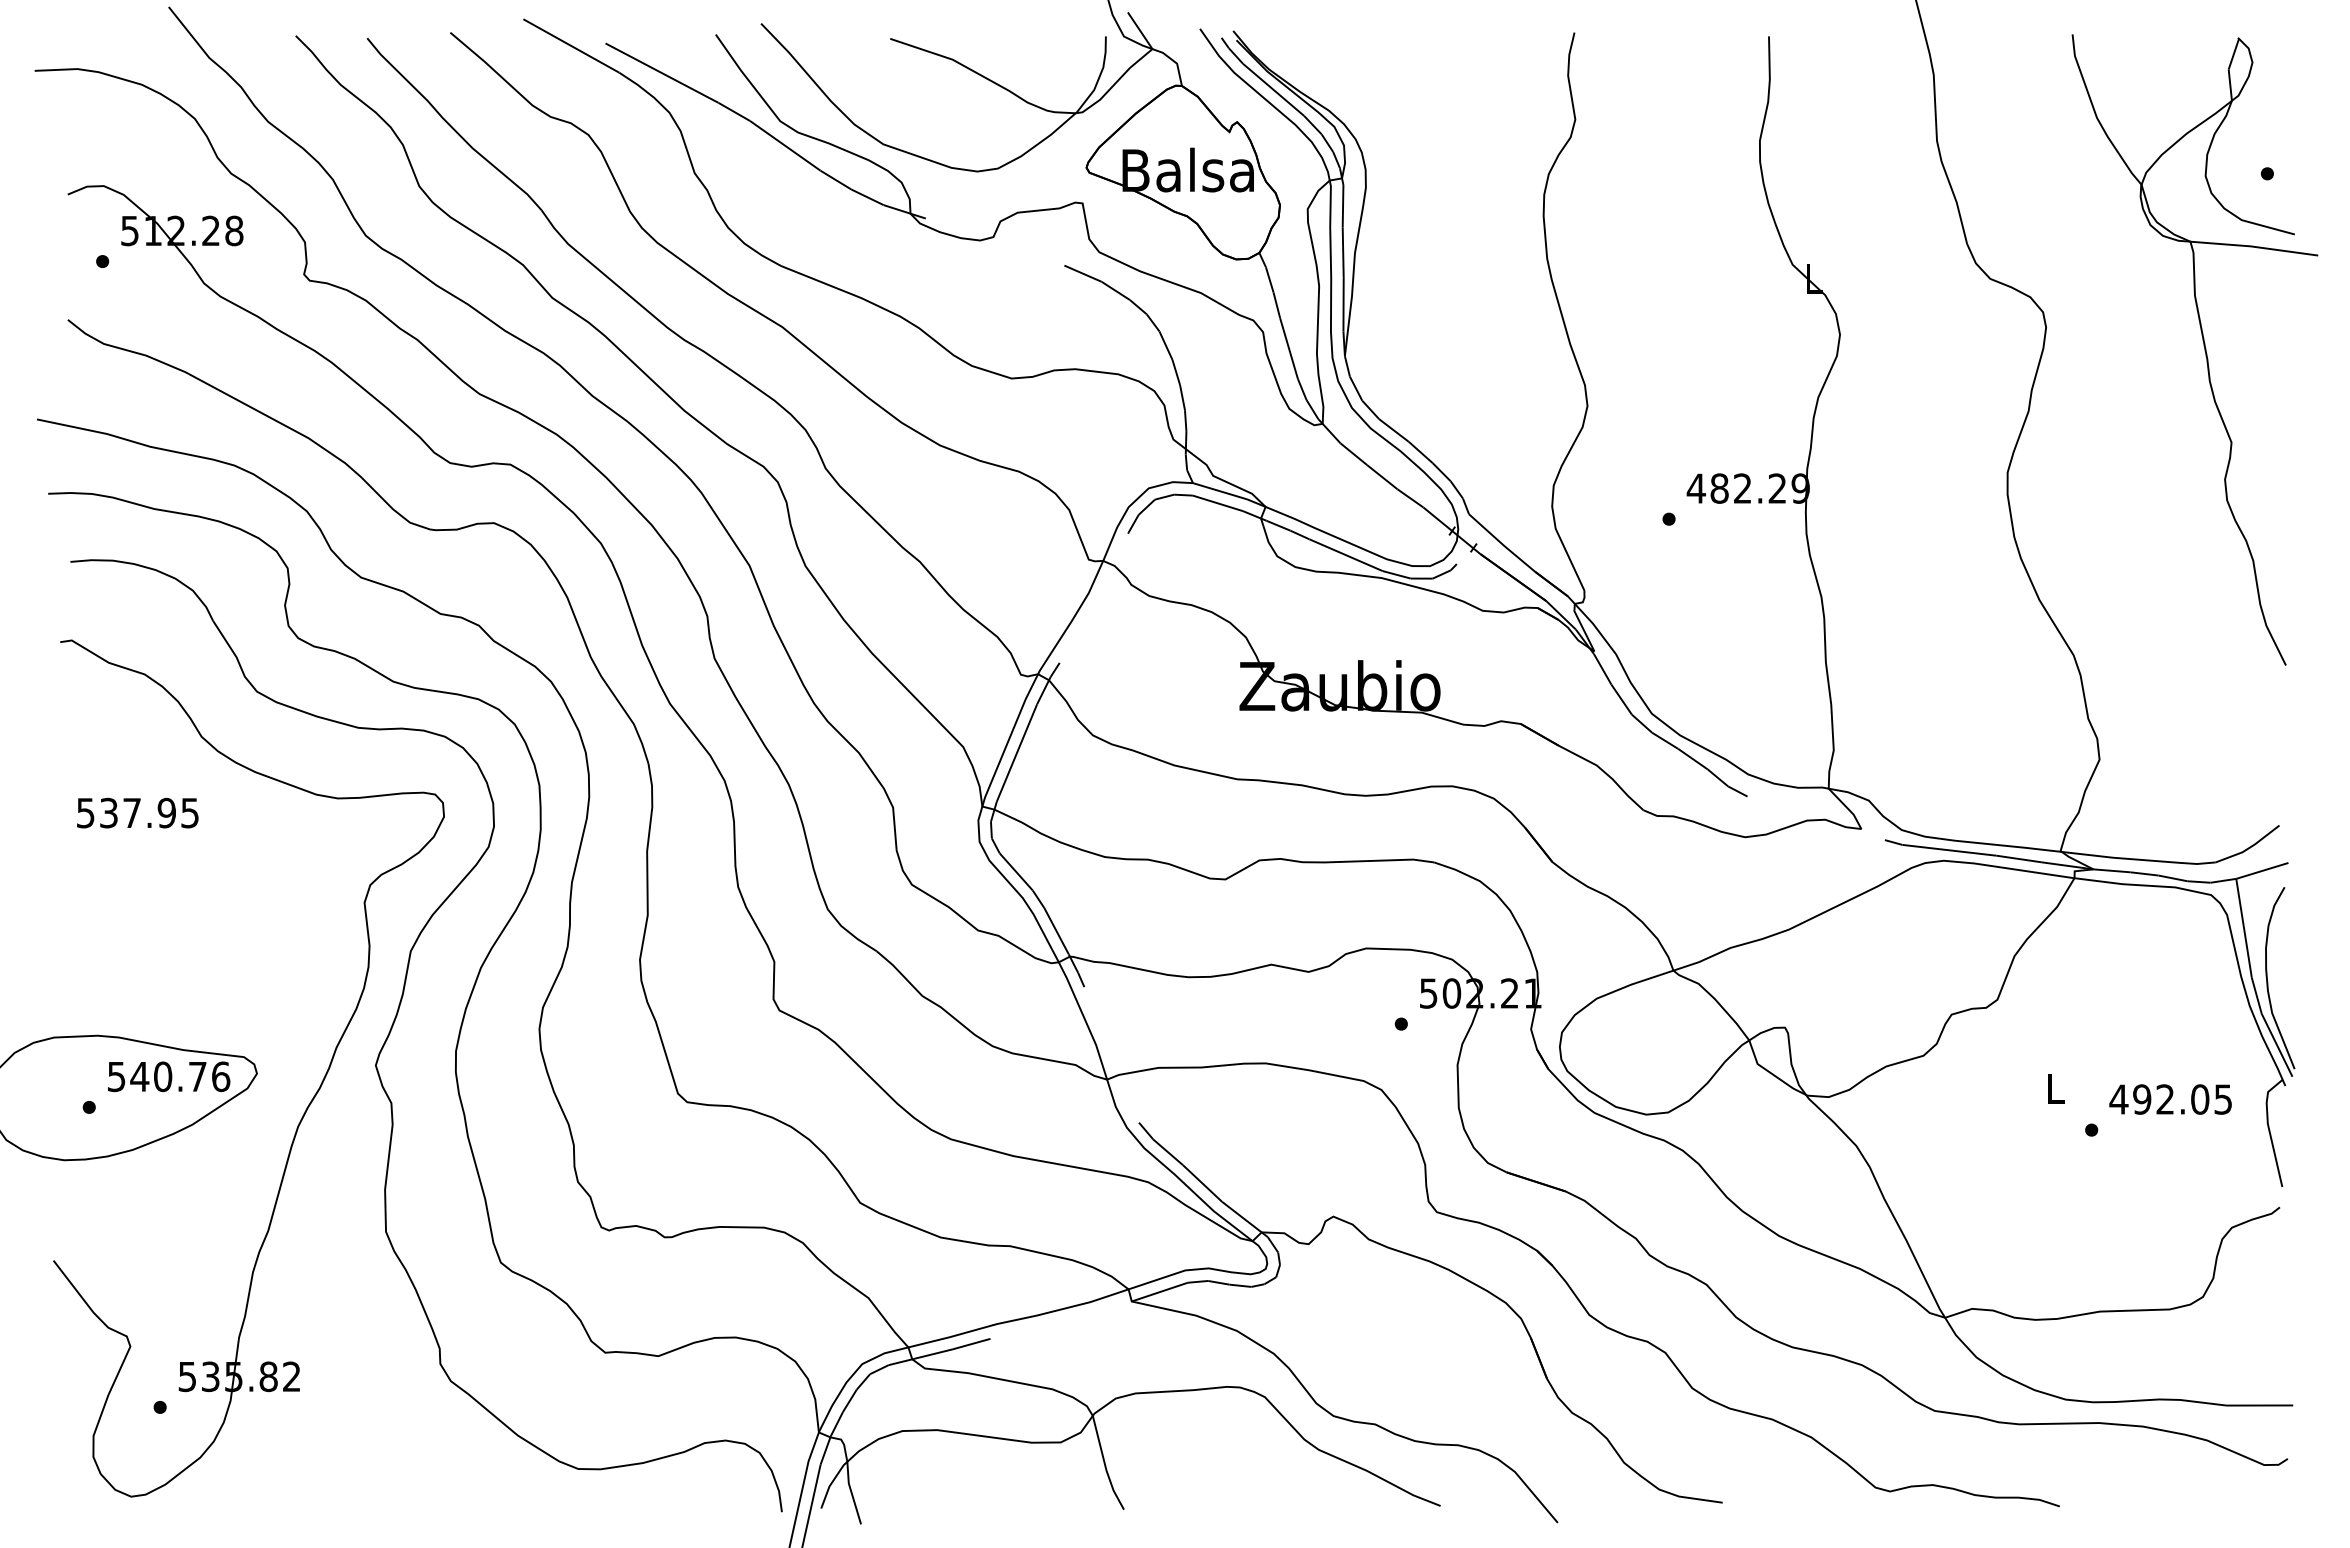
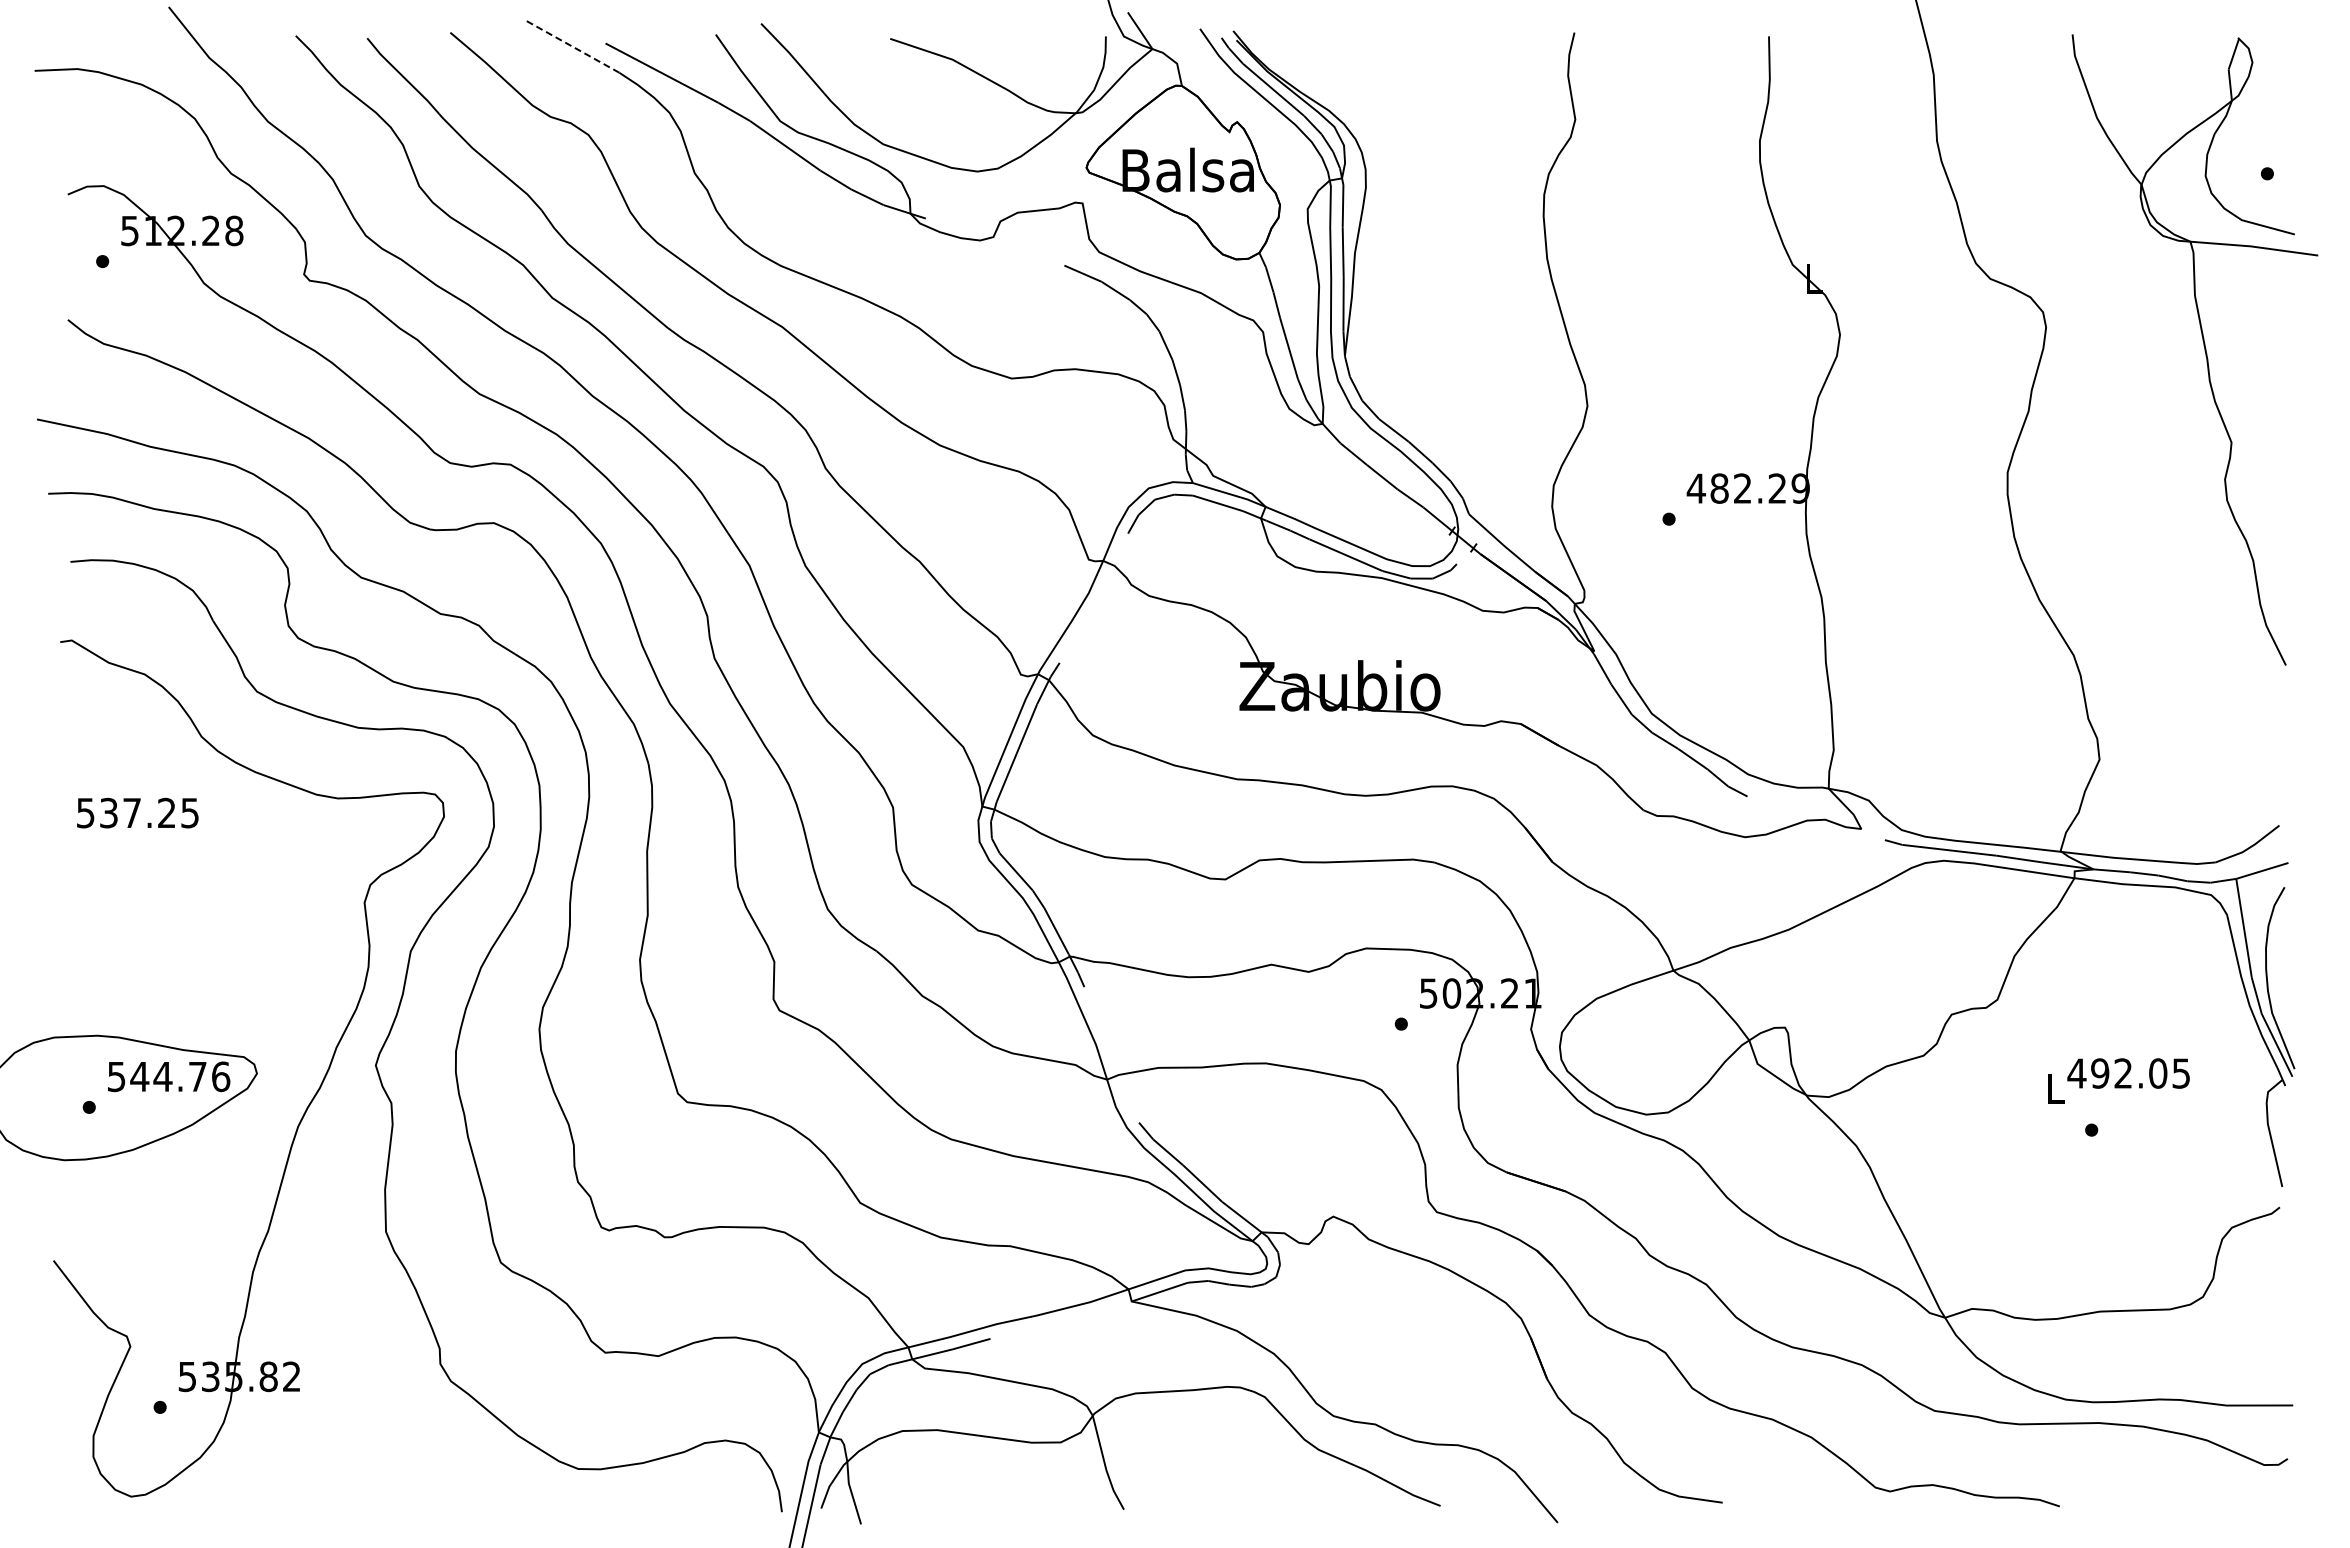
line: solid -> dashed (571, 46)
text: 537.95 -> 537.25 (166, 813)
text: 540.76 -> 544.76 (162, 1076)
text position: (2170, 1099) -> (2128, 1073) (2128, 1073)
